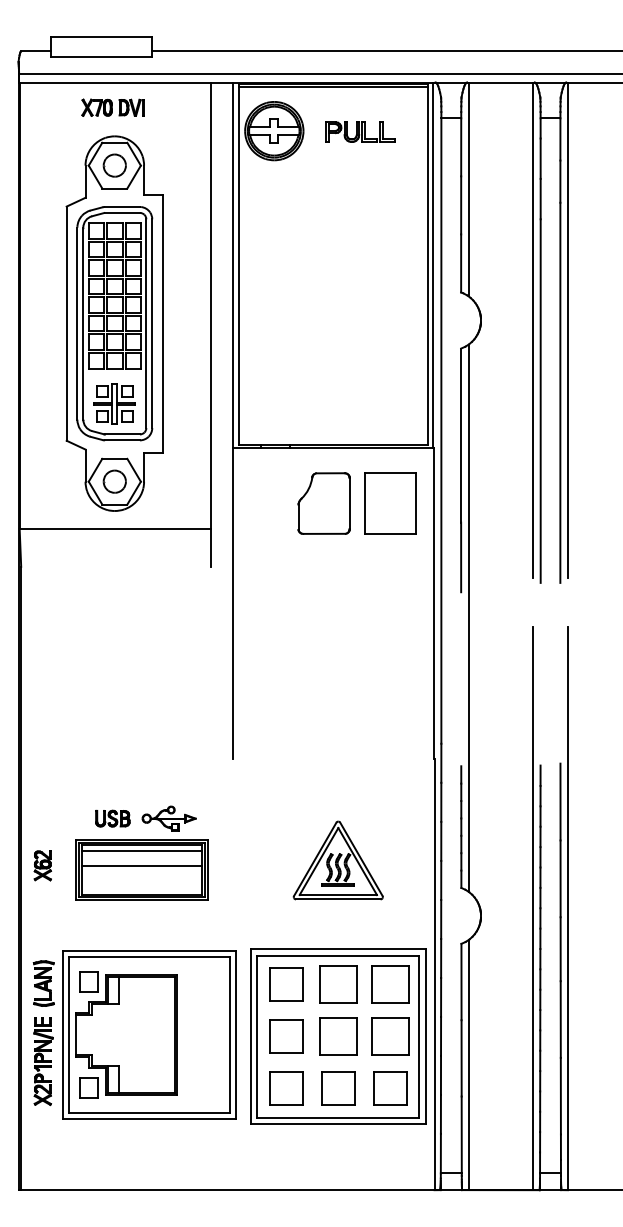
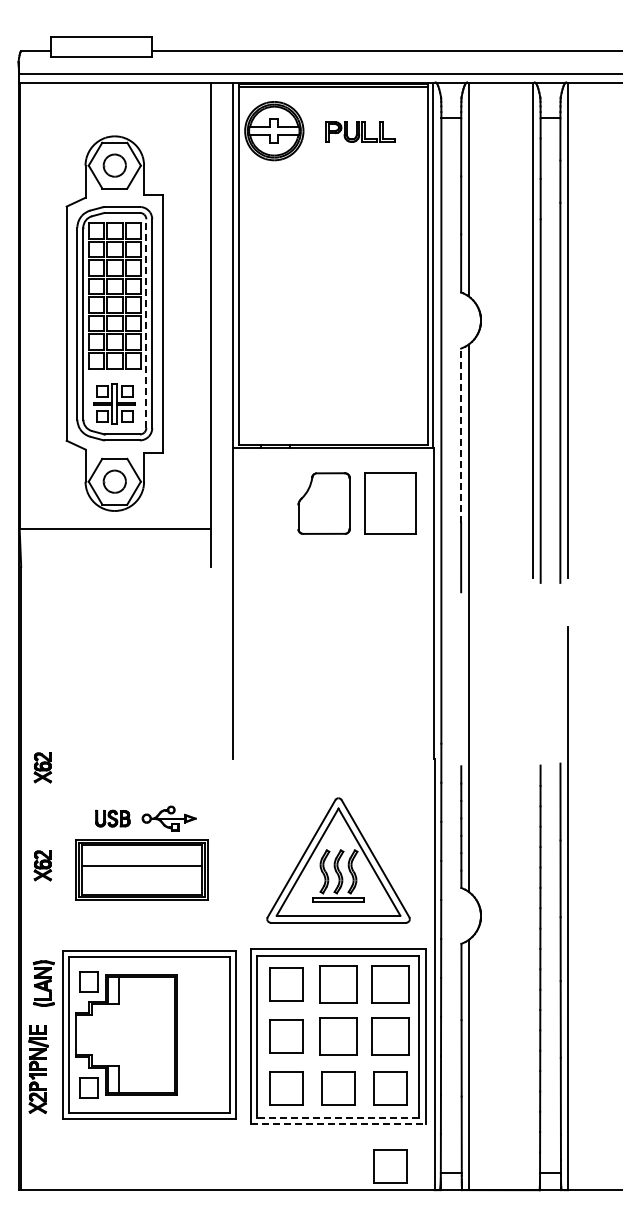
part: present -> none (112, 107)
line: solid -> dashed (146, 323)
line: solid -> dashed (461, 435)
part: none -> present (42, 767)
line: present -> none (141, 851)
part size: 92x81 px -> 145x127 px (338, 860)
line: present -> none (533, 908)
part position: (43, 1061) -> (38, 1069) (38, 1069)
line: solid -> dashed (337, 1117)
line: solid -> dashed (338, 1124)
part: none -> present (390, 1166)
